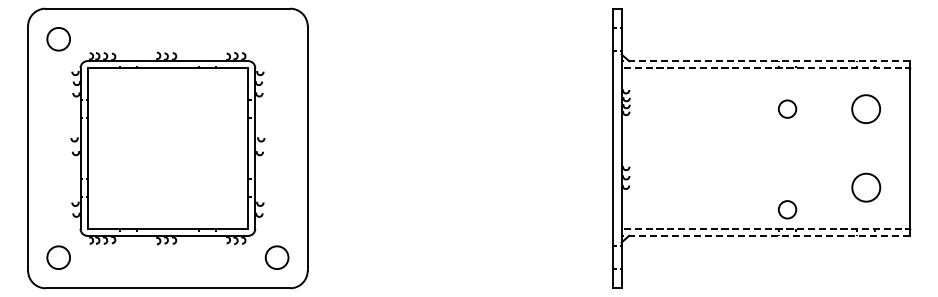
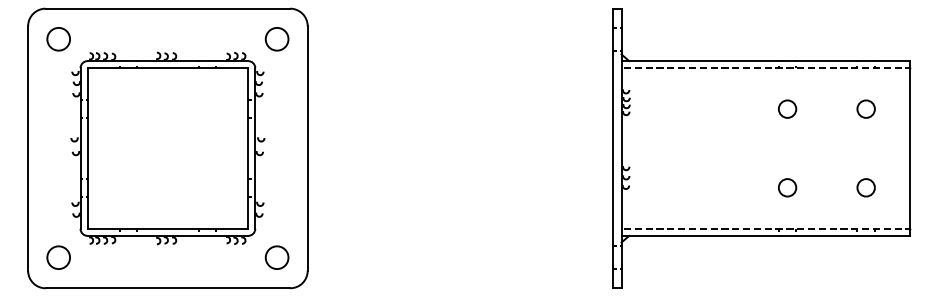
circle: none -> present (276, 39)
line: dashed -> solid (765, 61)
circle diameter: 28 px -> 17 px (865, 108)
circle size: 31x31 px -> 20x20 px (865, 187)
circle position: (787, 209) -> (787, 187) (787, 187)
line: dashed -> solid (765, 235)
